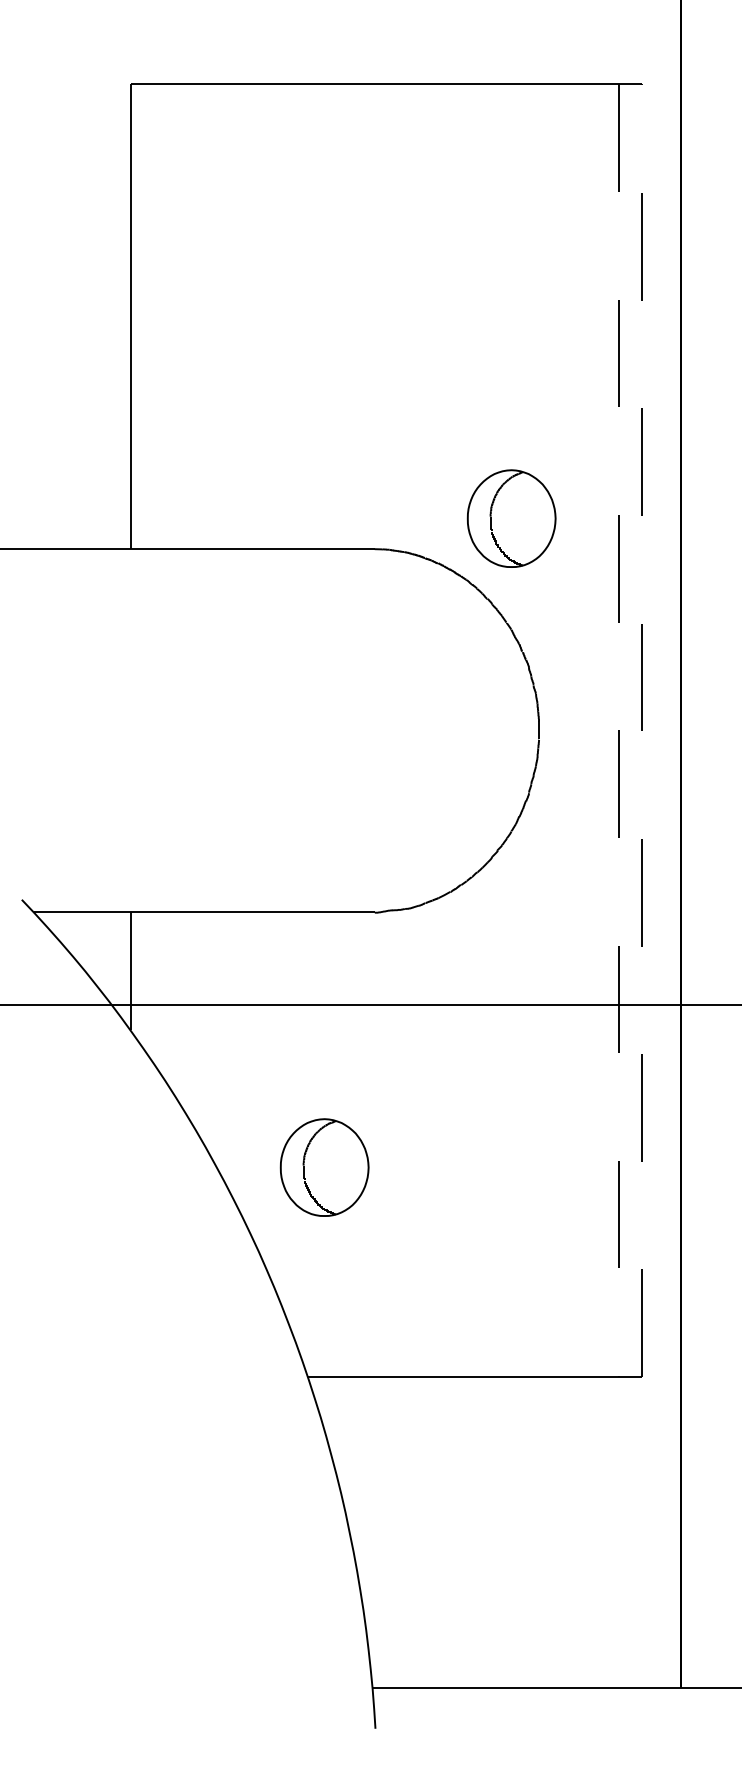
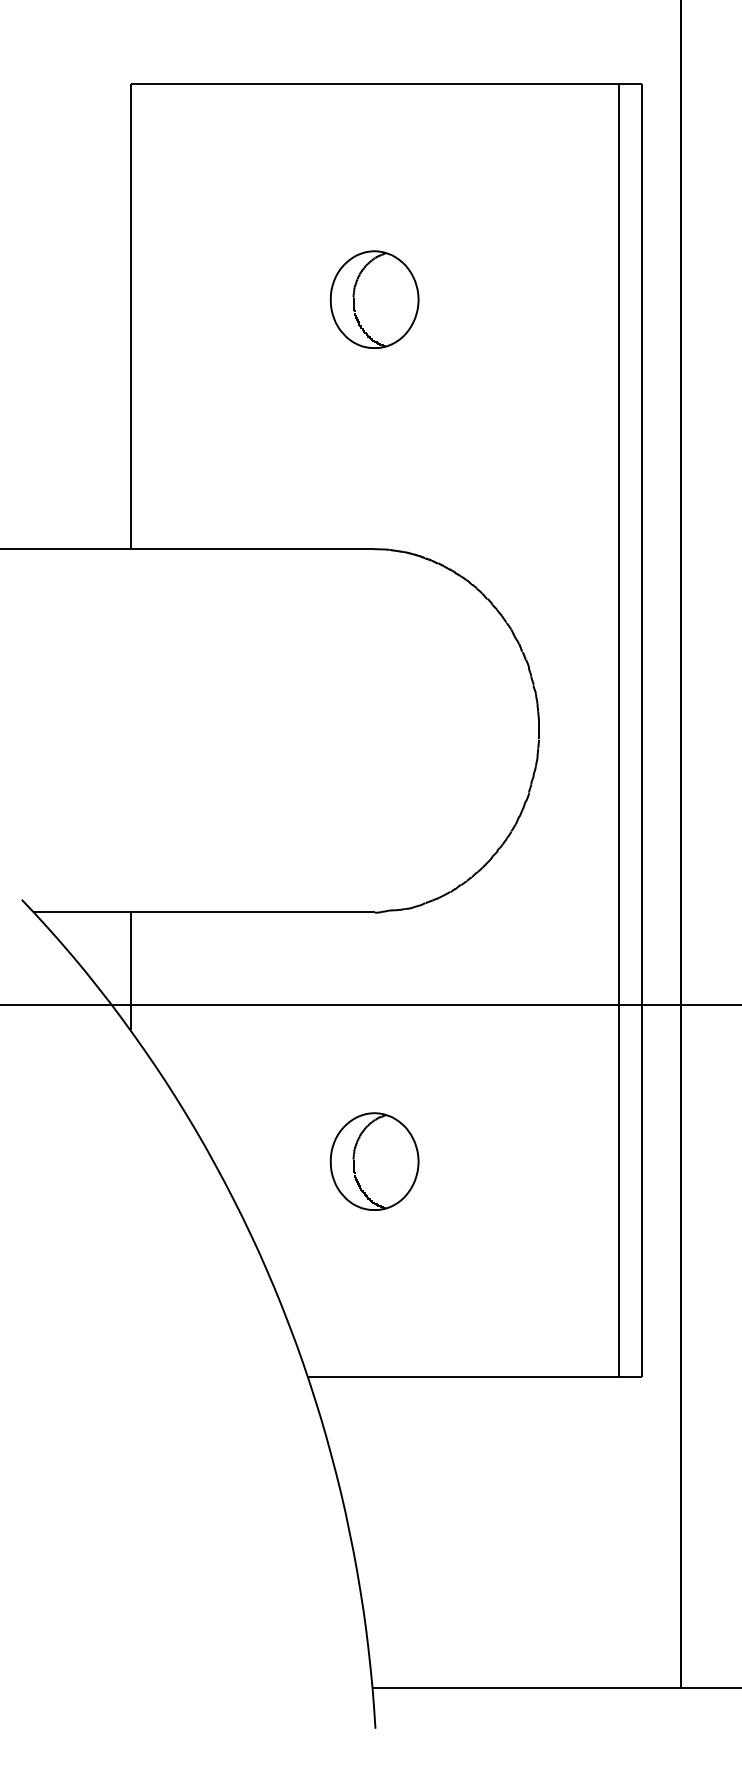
part position: (511, 518) -> (374, 299) (374, 299)
line: dashed -> solid (641, 730)
line: dashed -> solid (618, 731)
part position: (324, 1167) -> (374, 1161) (374, 1161)
